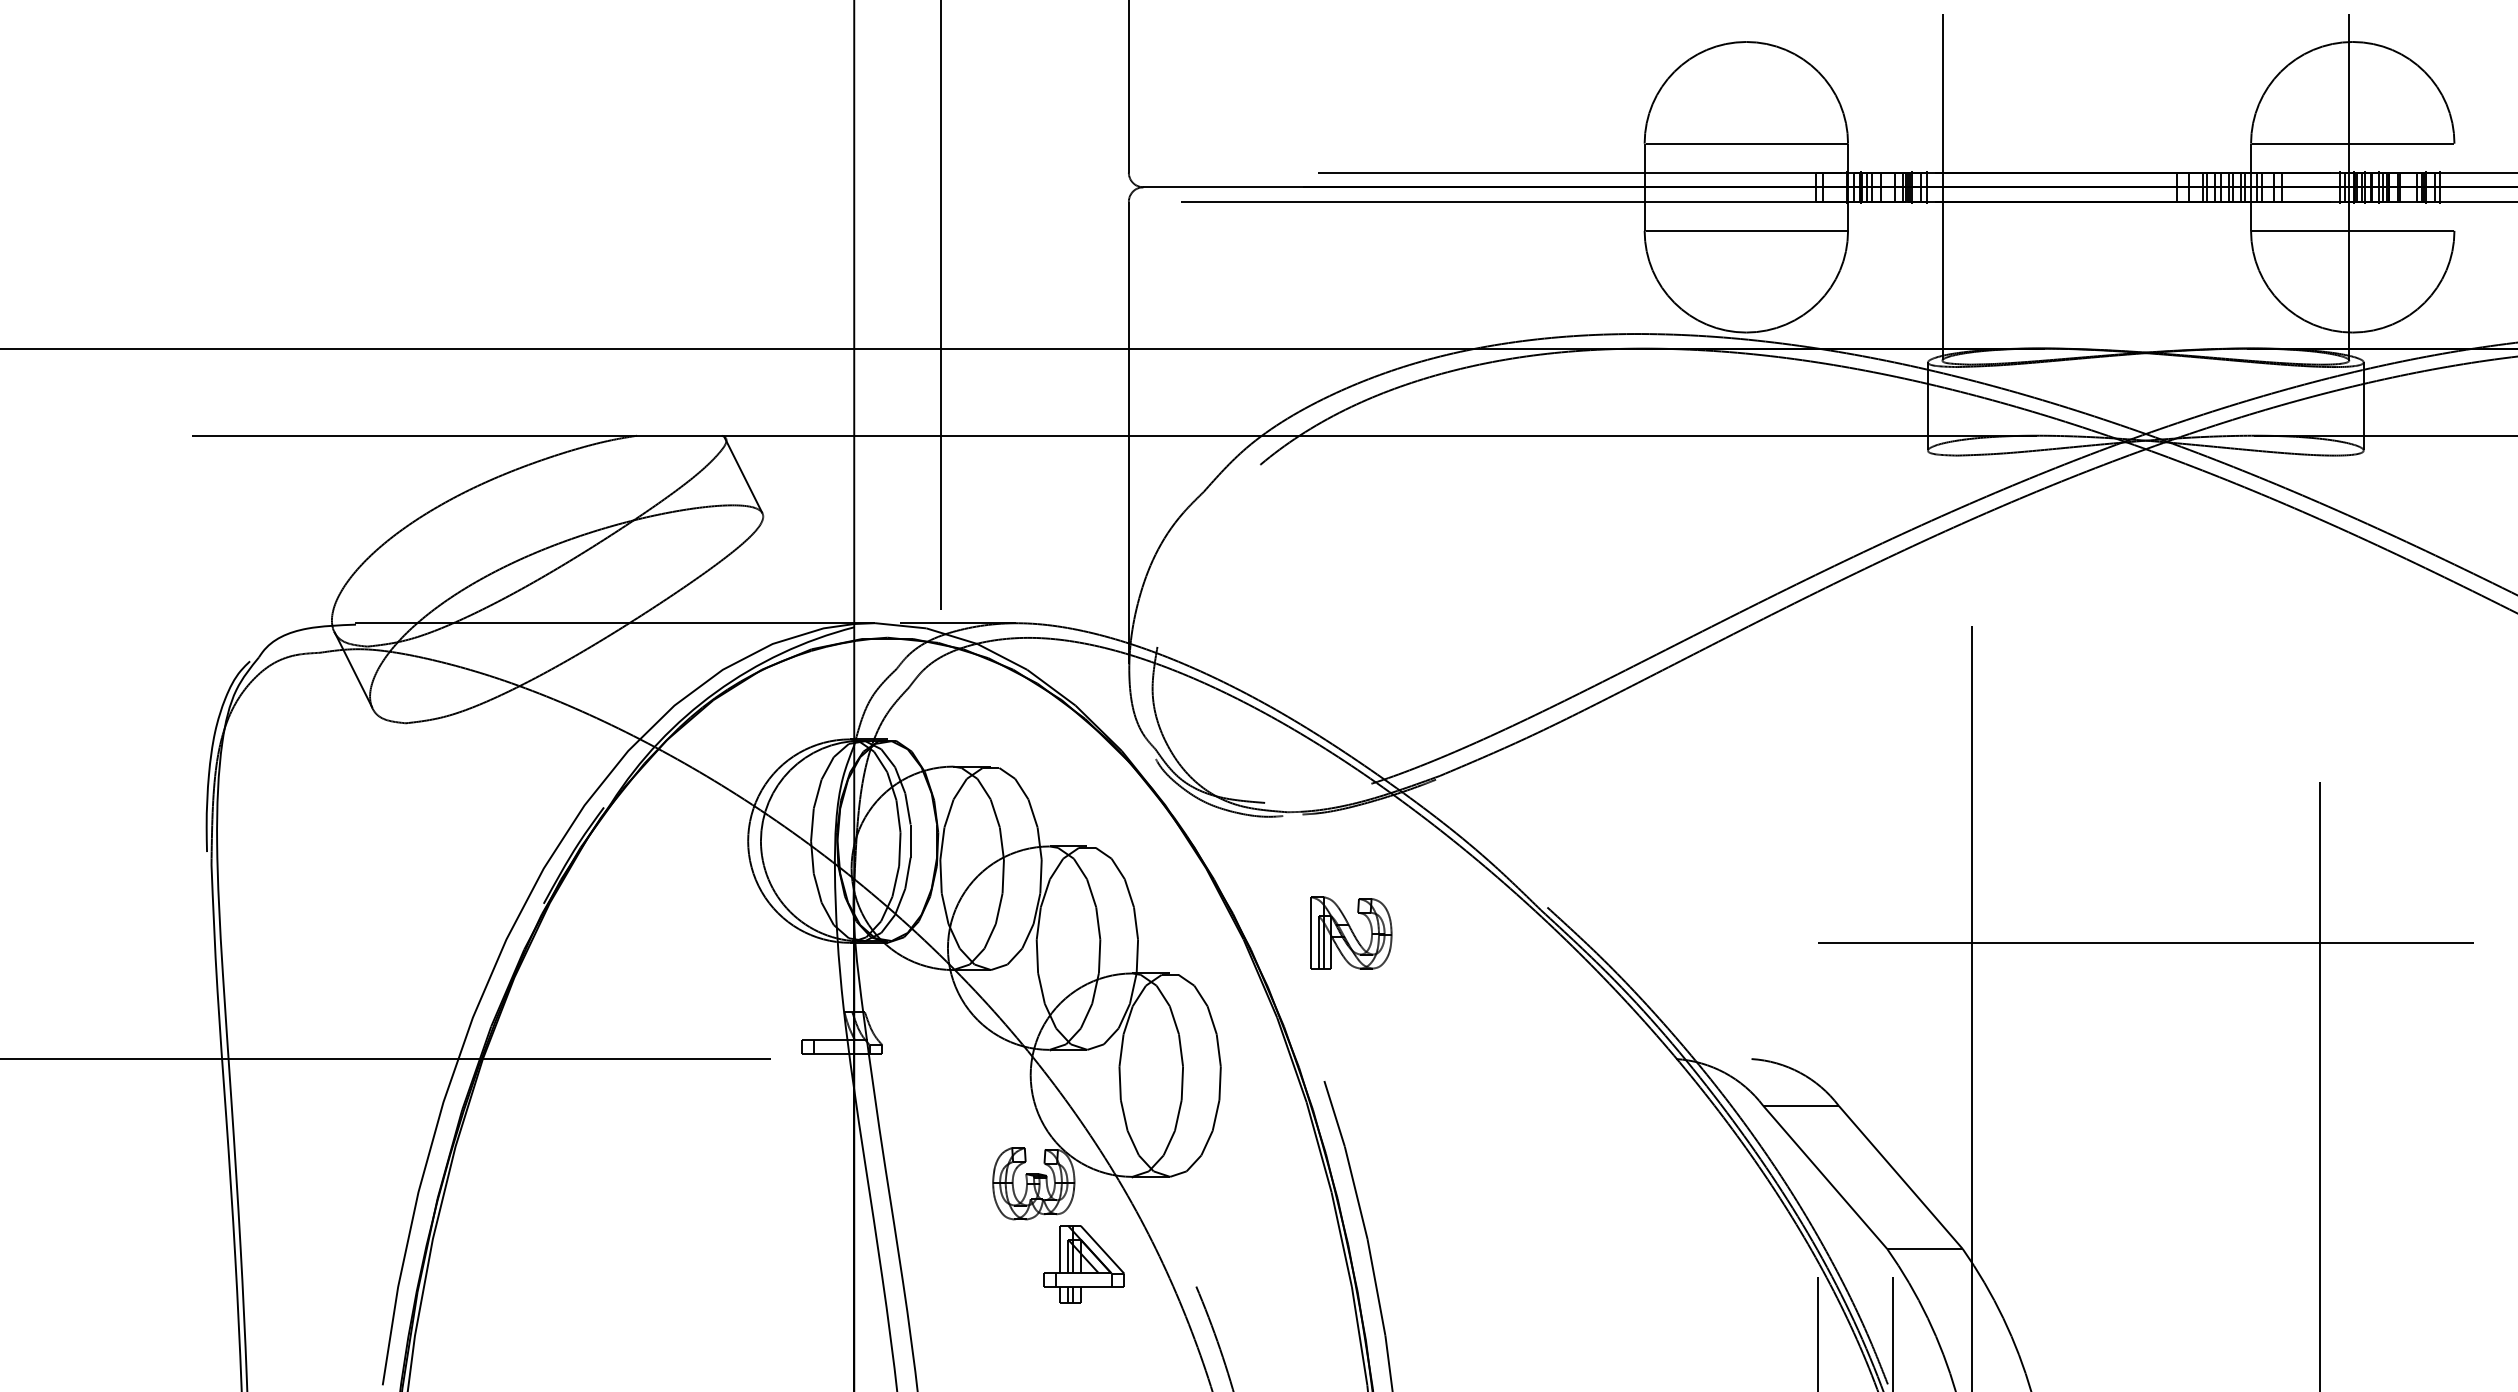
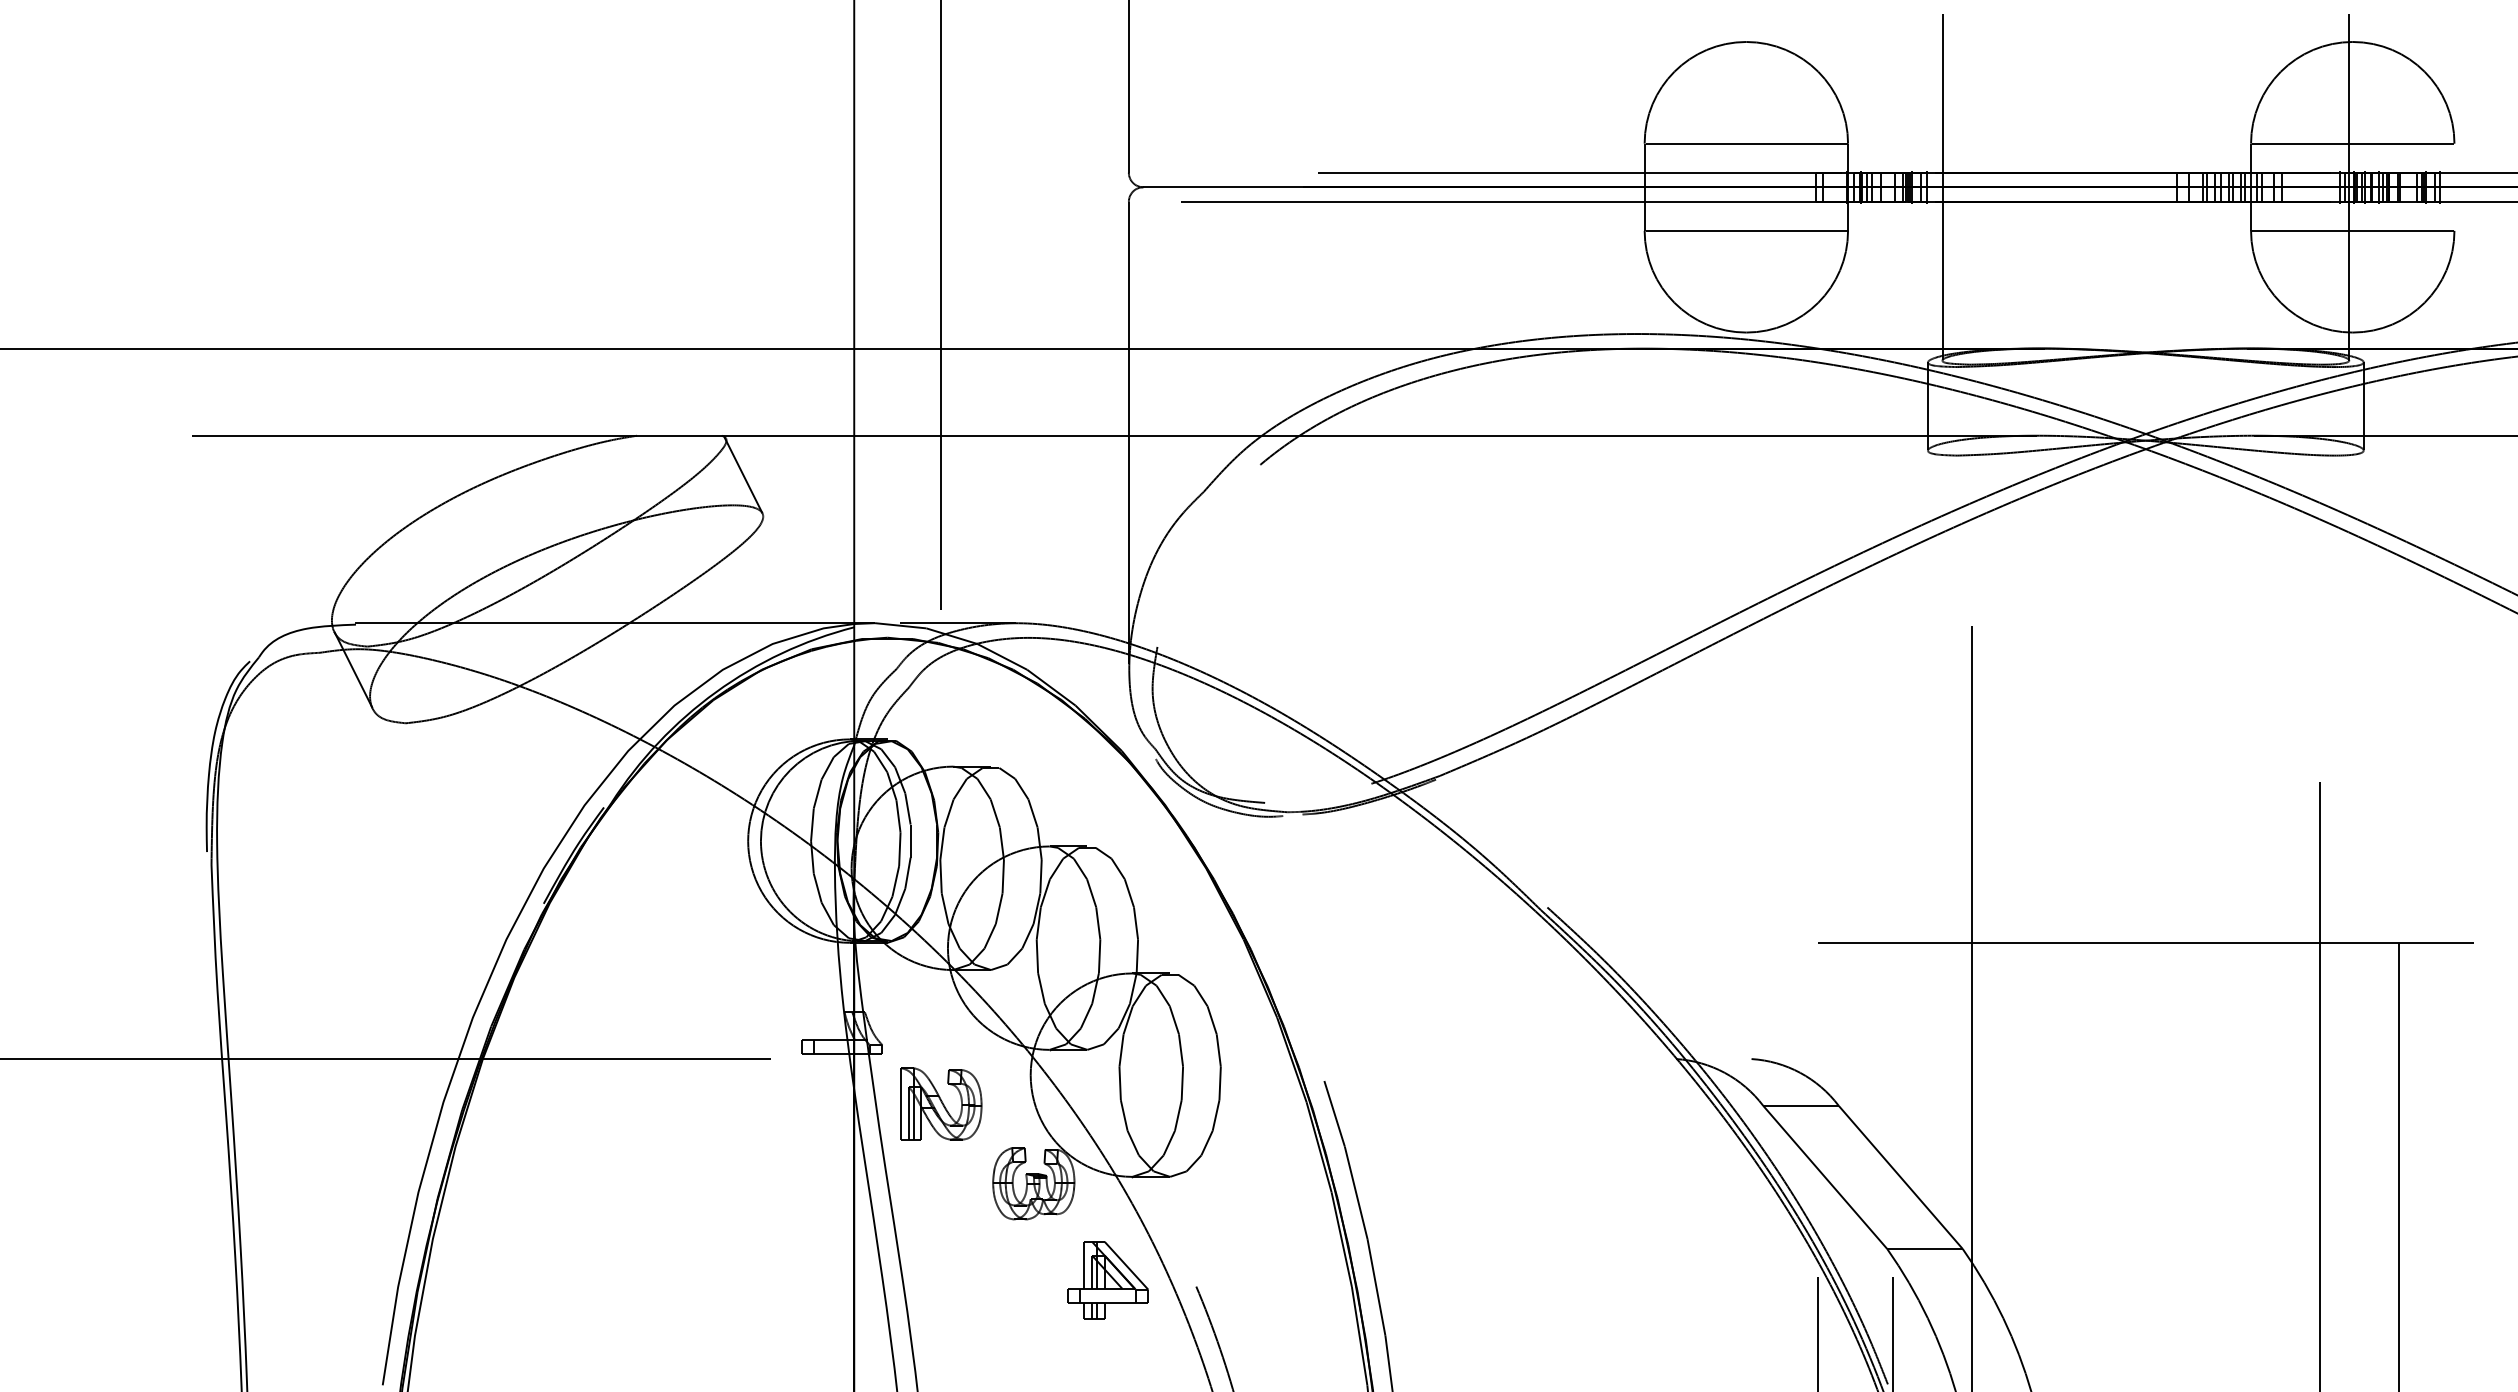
part position: (1351, 932) -> (941, 1103) (941, 1103)
line: none -> present (2398, 1165)
part position: (1083, 1264) -> (1107, 1280) (1107, 1280)
